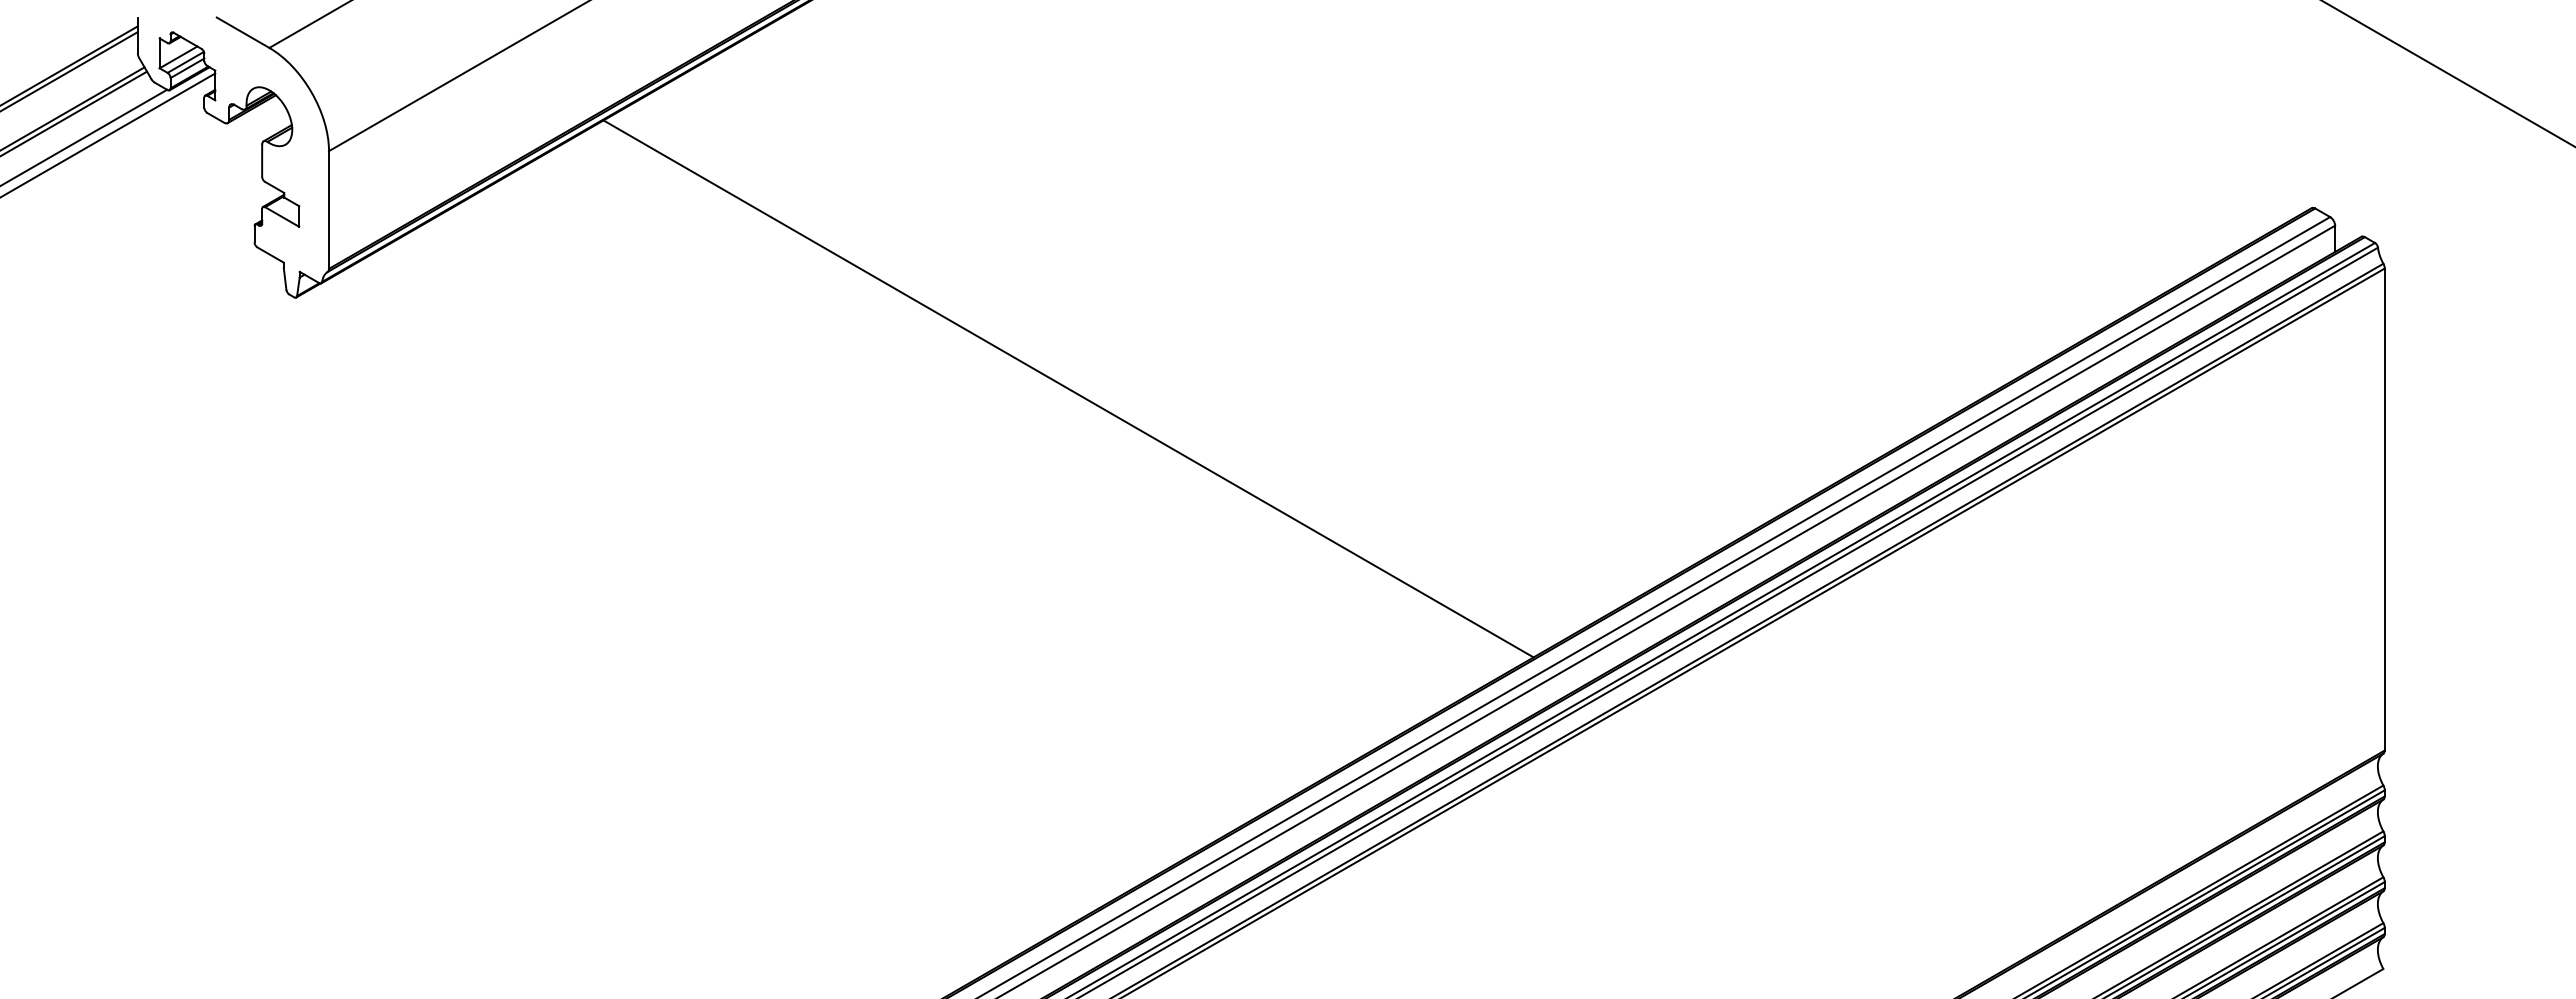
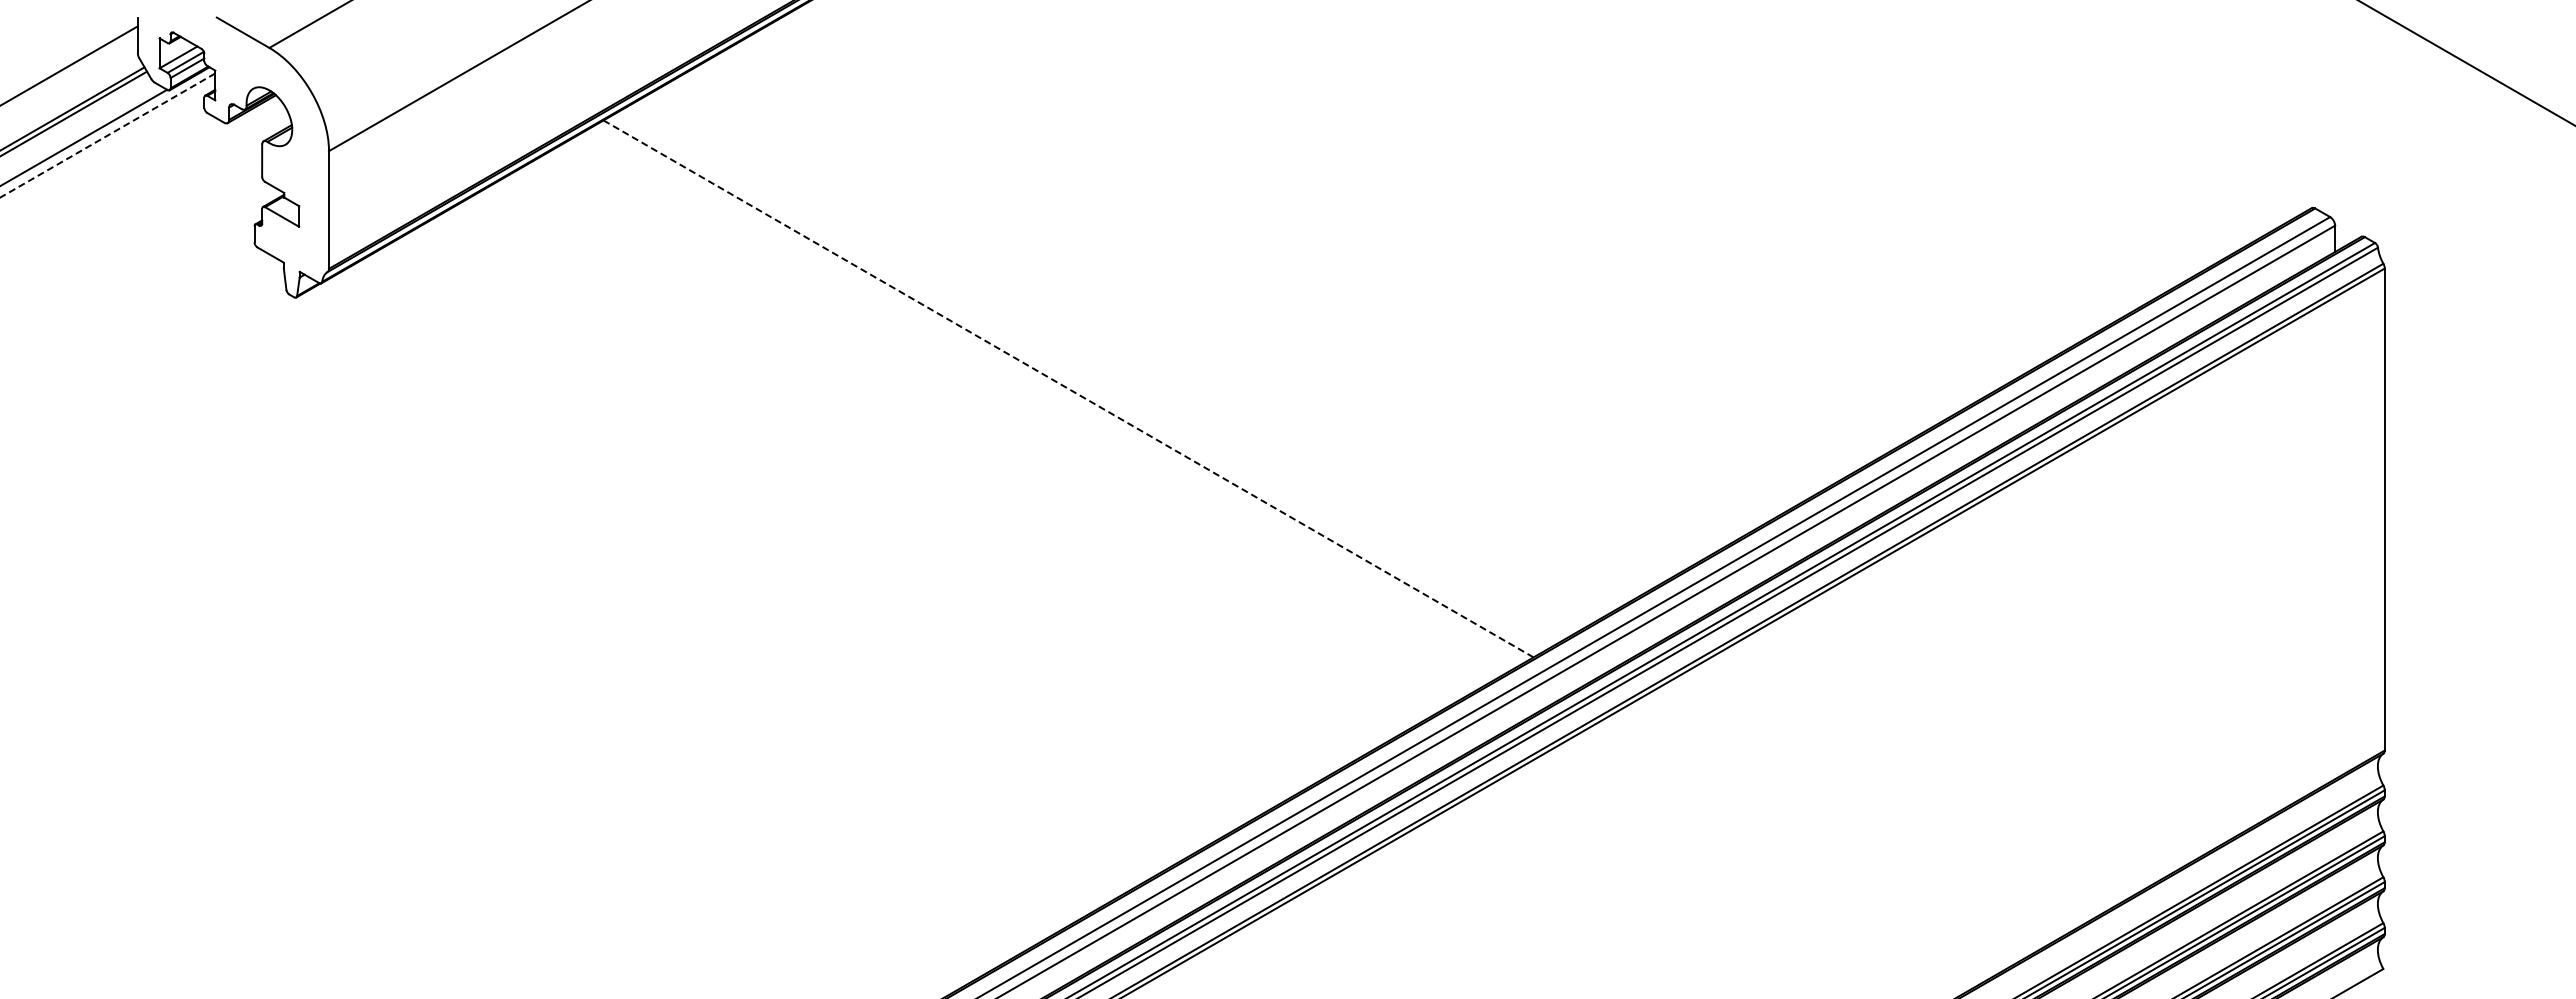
line: present -> none (69, 71)
line position: (2448, 73) -> (2466, 63) (2466, 63)
line: solid -> dashed (108, 135)
line: solid -> dashed (1068, 388)
